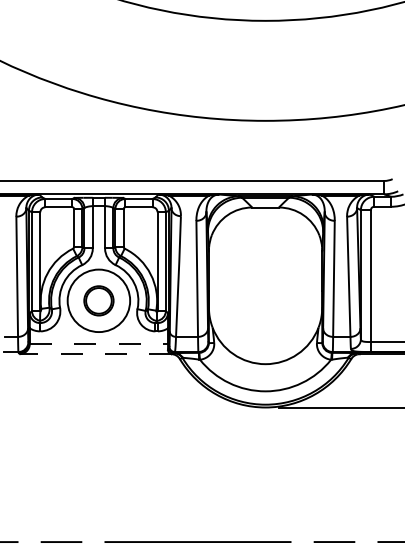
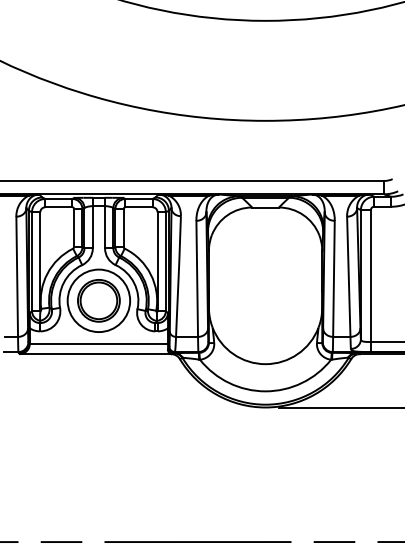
part size: 32x32 px -> 44x44 px (98, 300)
line: dashed -> solid (99, 344)
line: dashed -> solid (95, 354)
